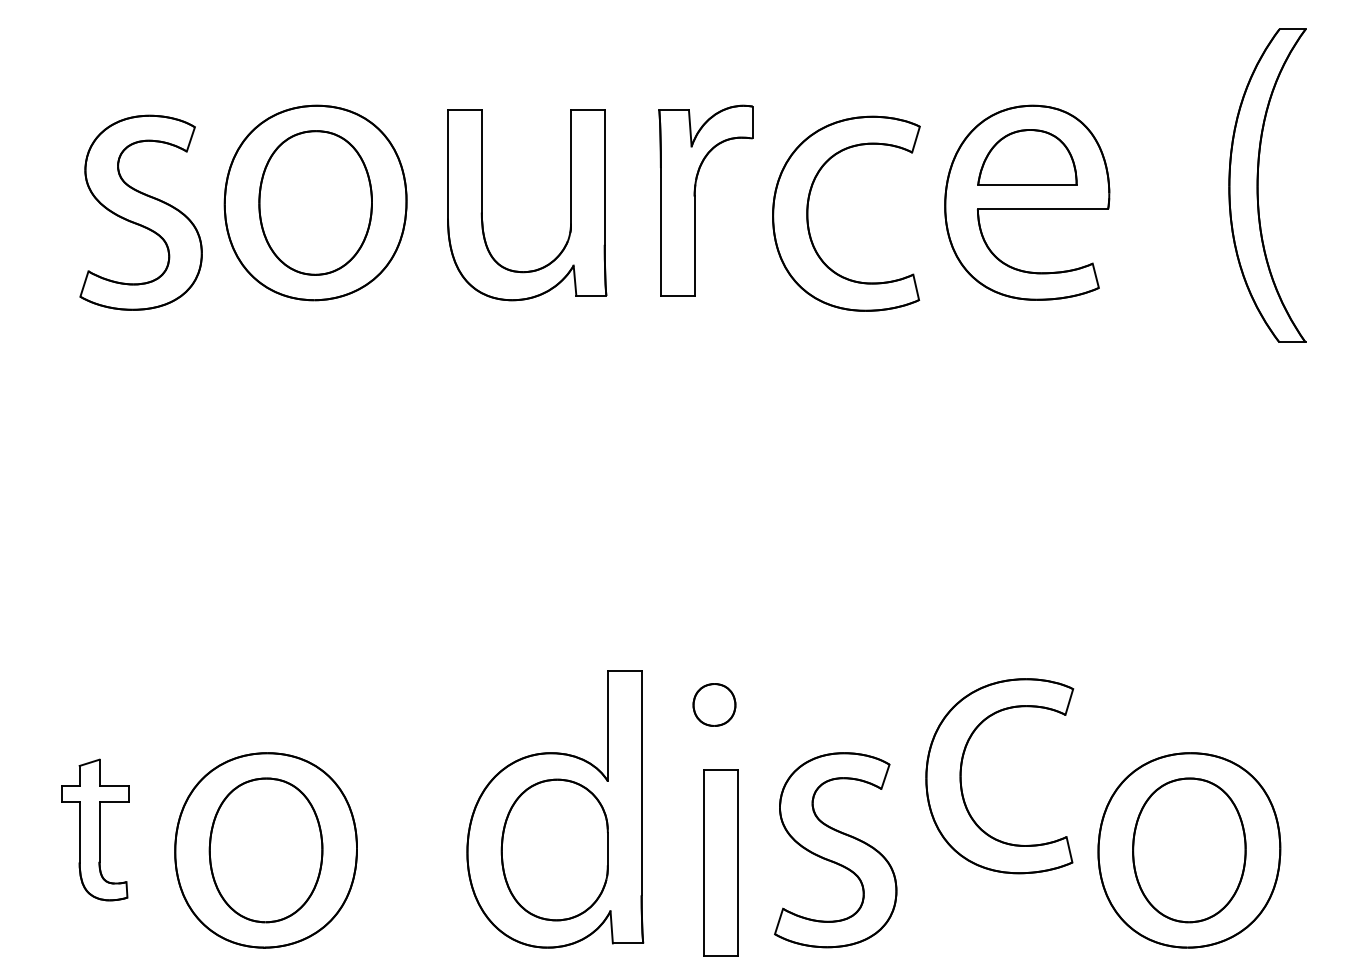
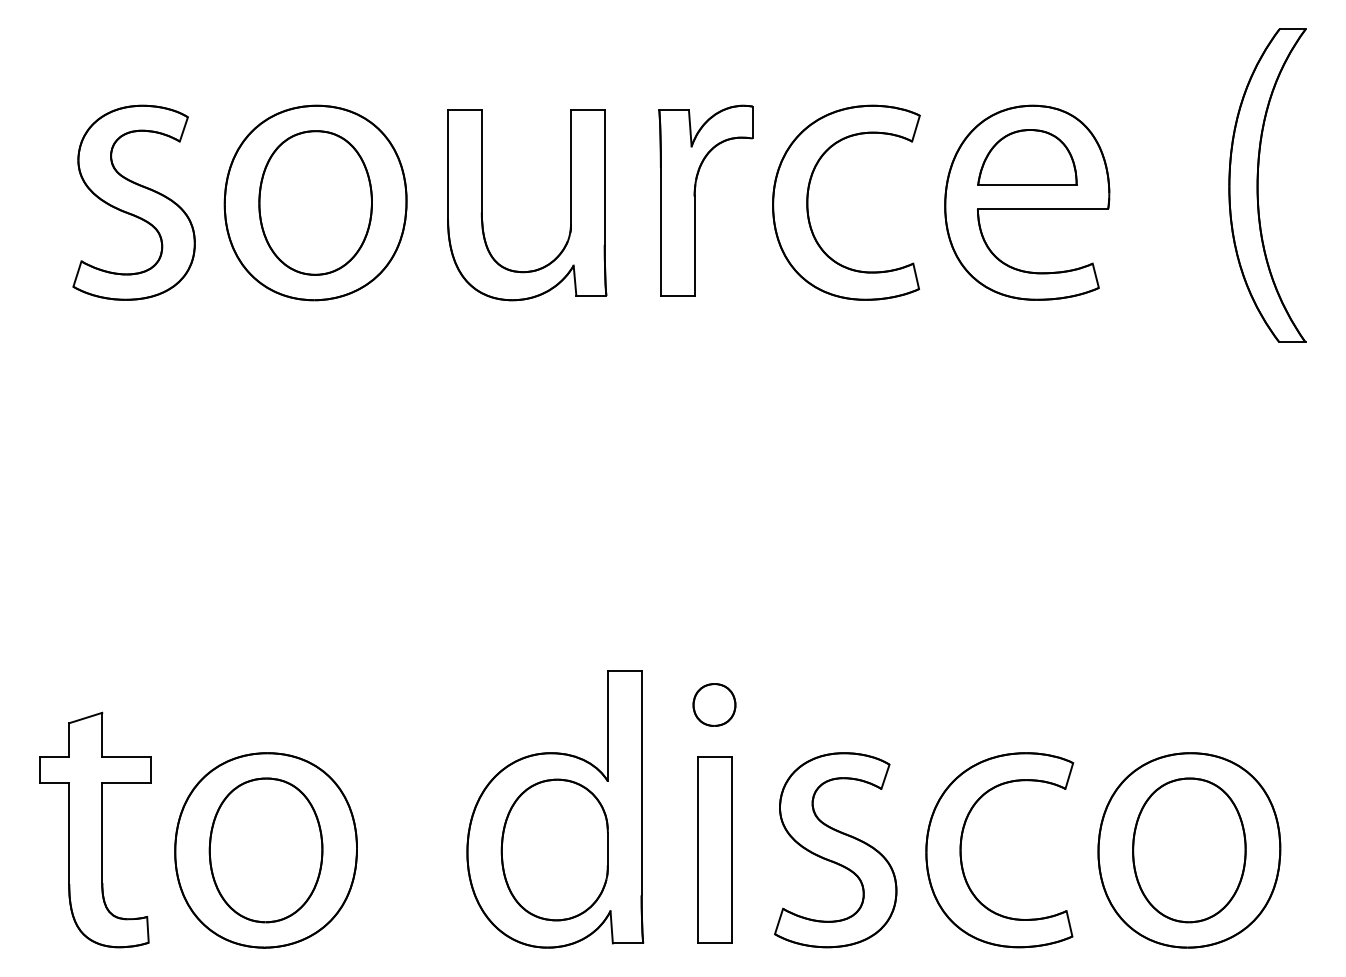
part position: (140, 212) -> (133, 202) (133, 202)
part position: (808, 213) -> (808, 202) (808, 202)
part position: (961, 776) -> (961, 850) (961, 850)
part size: 69x144 px -> 113x238 px (95, 829)
part position: (720, 862) -> (714, 849) (714, 849)
